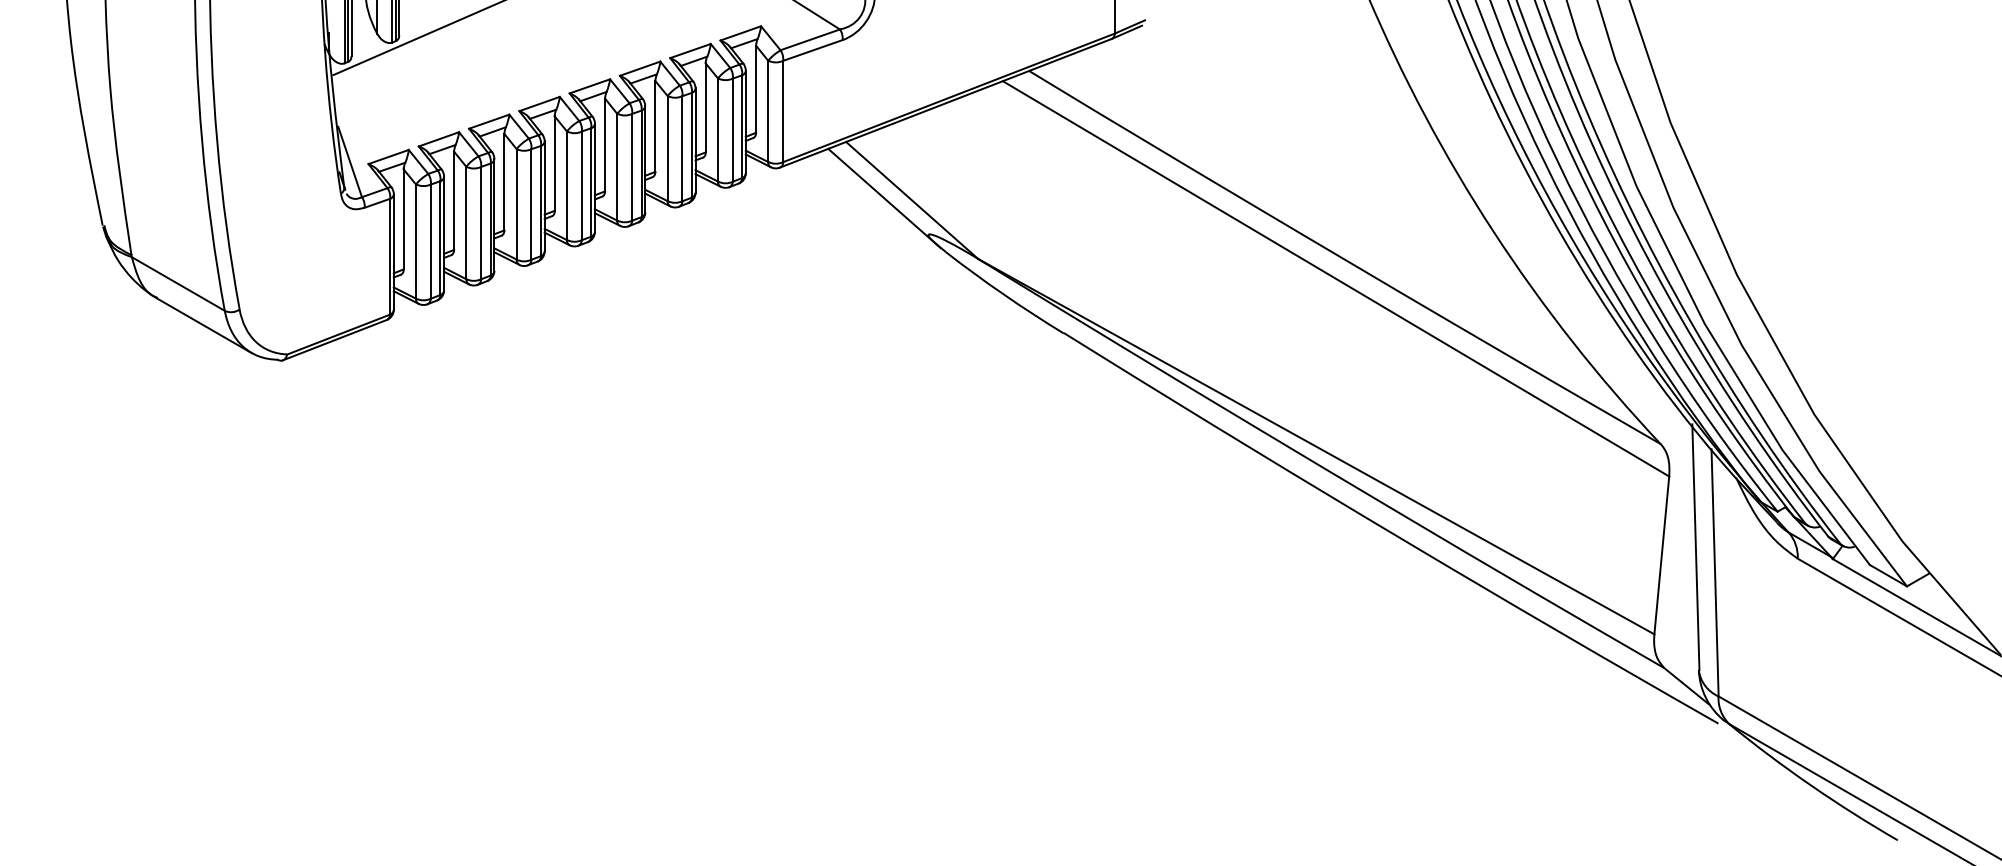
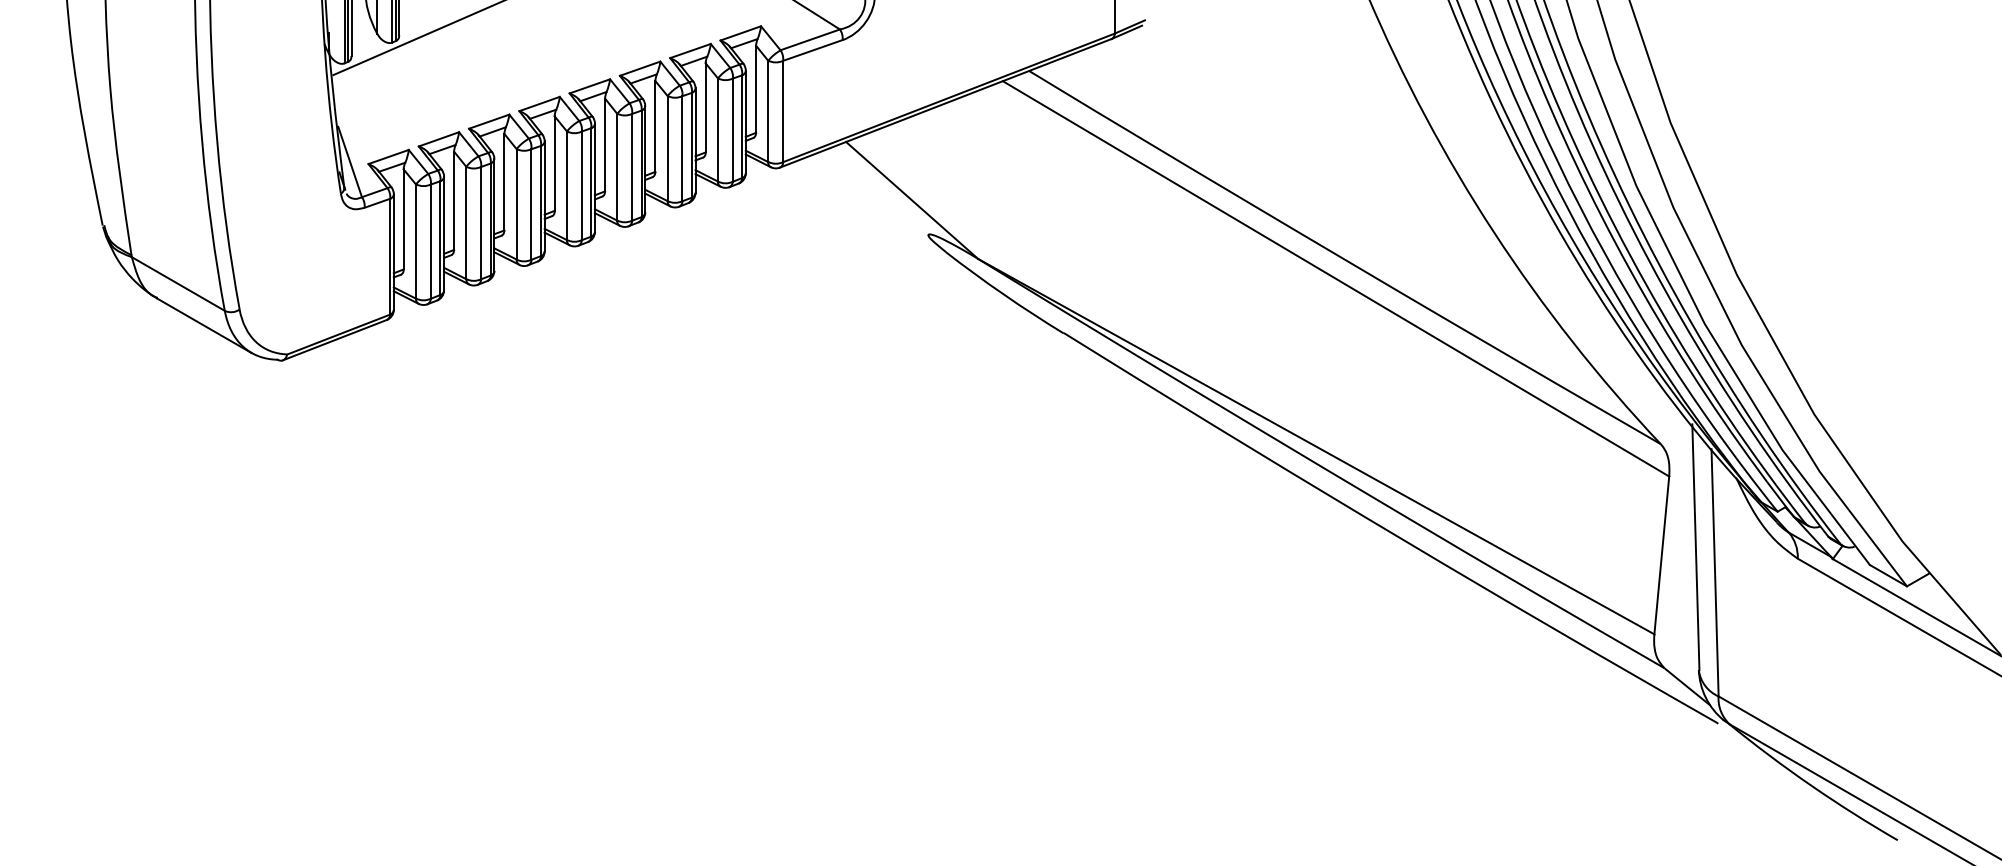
line: present -> none (884, 198)
